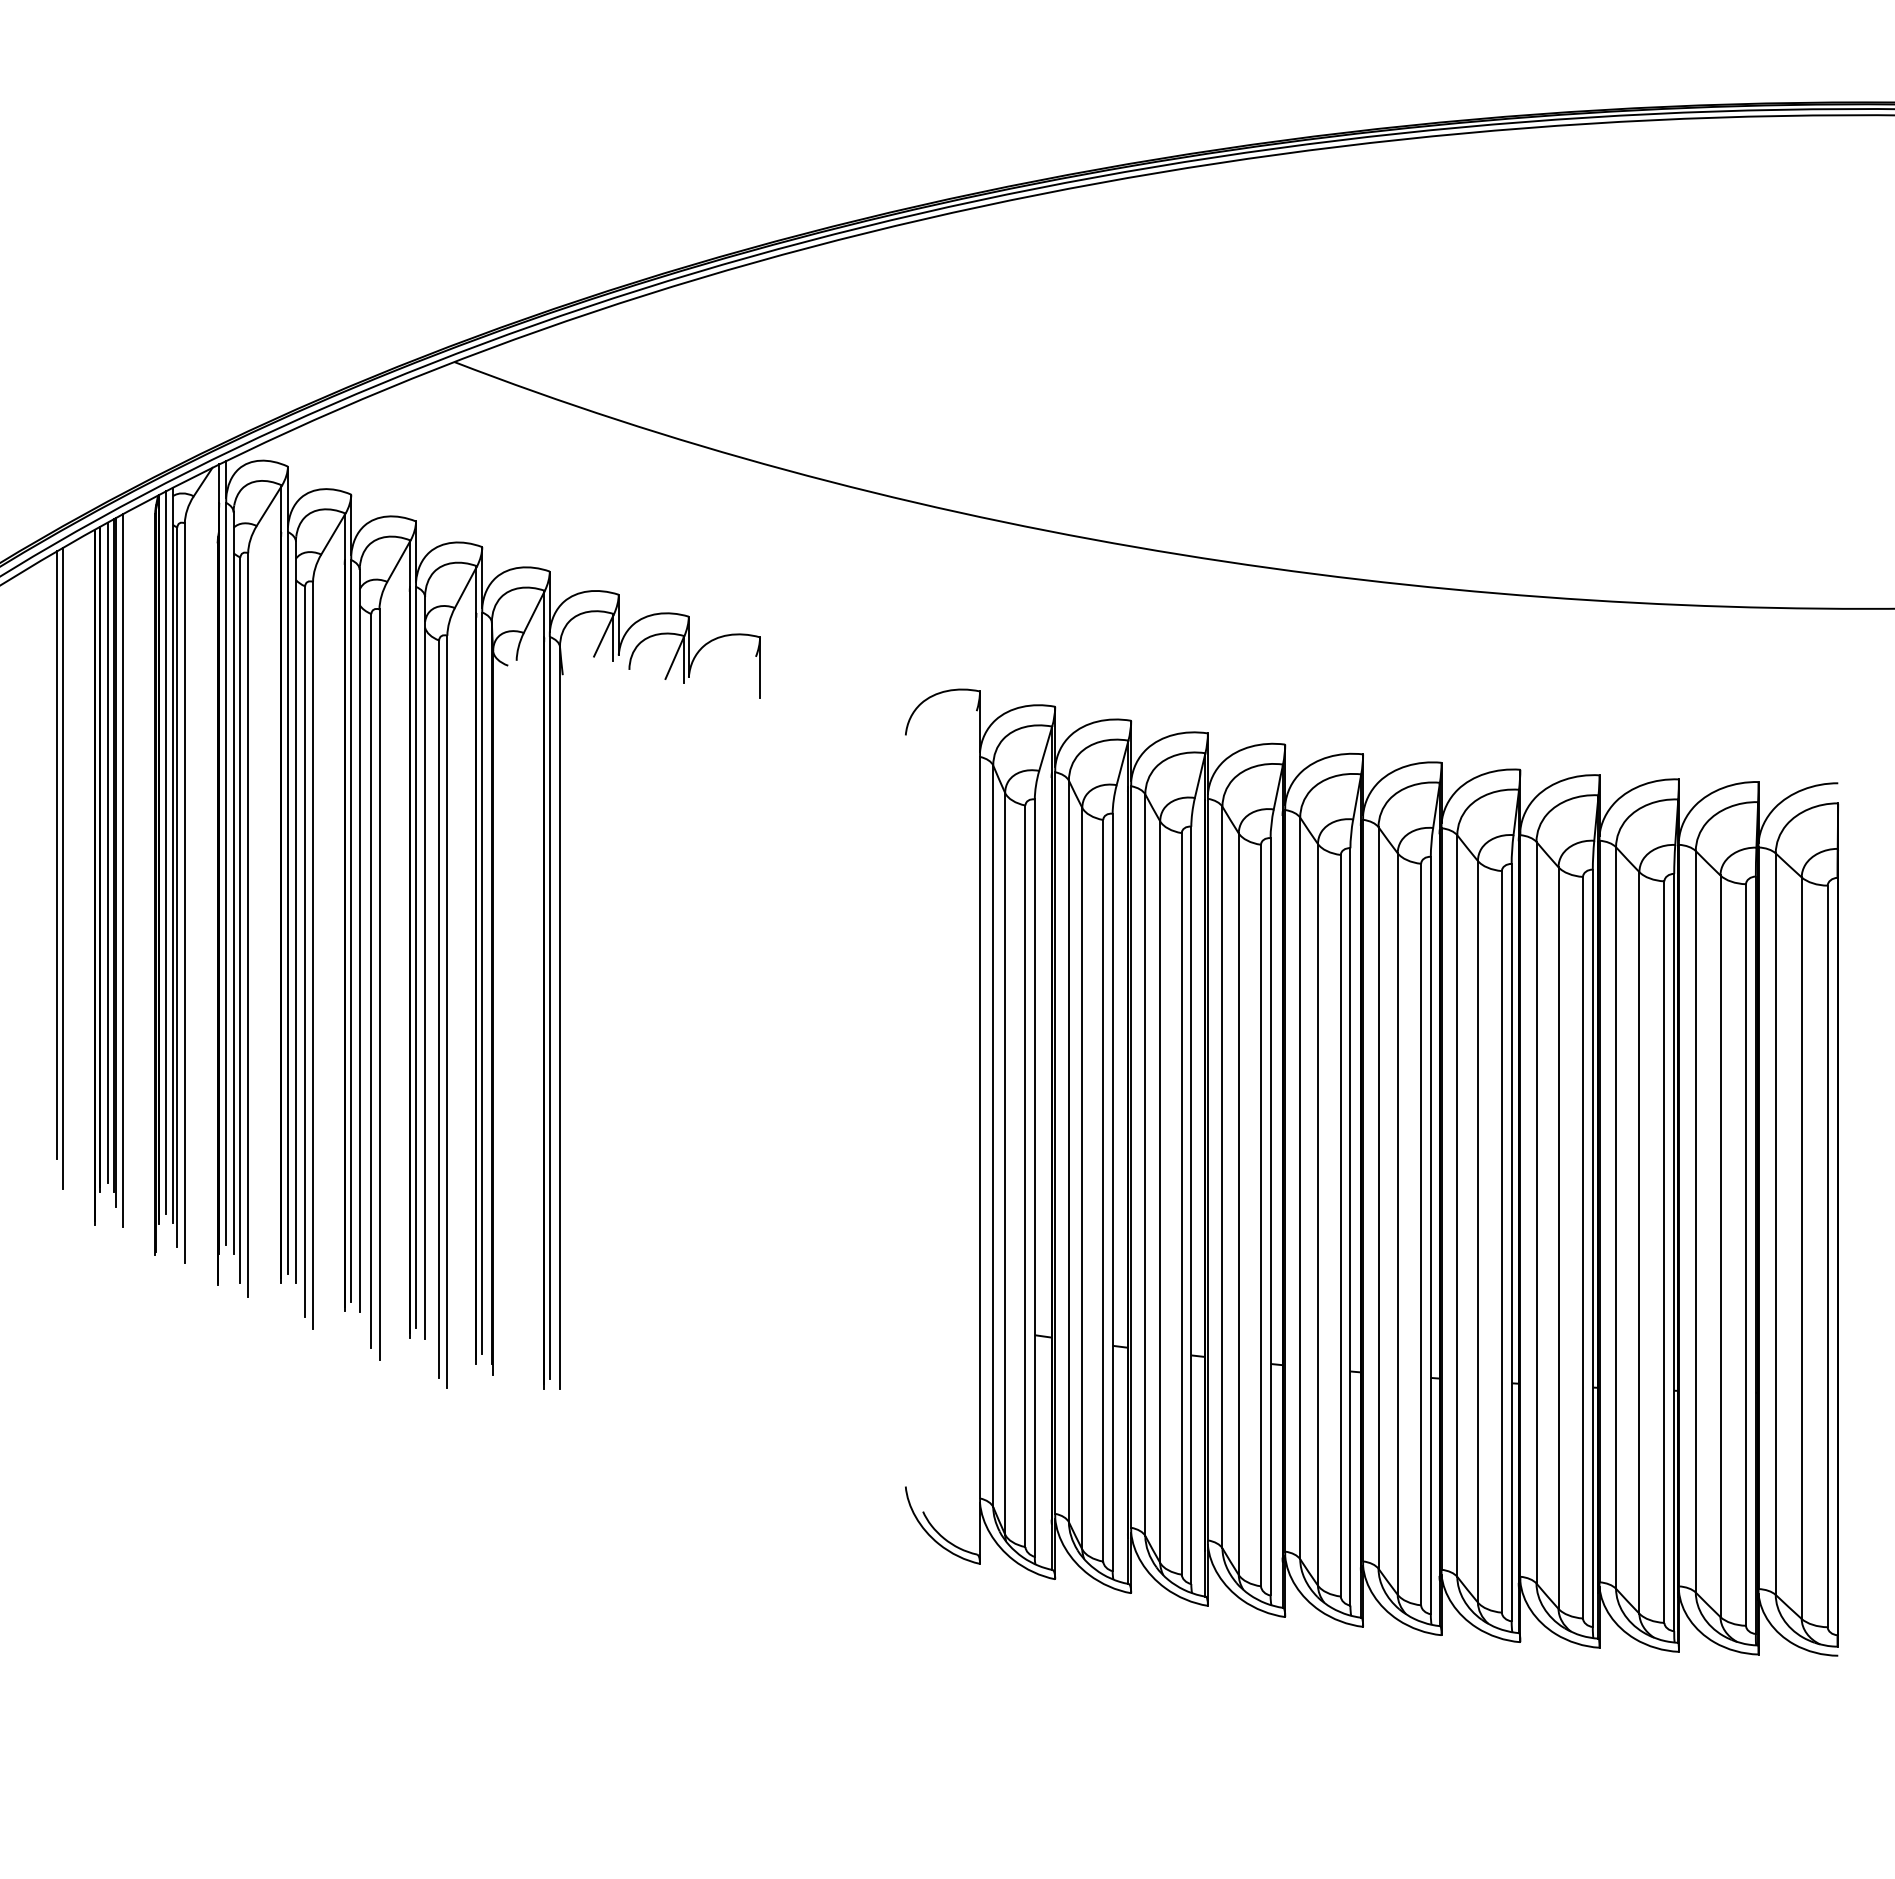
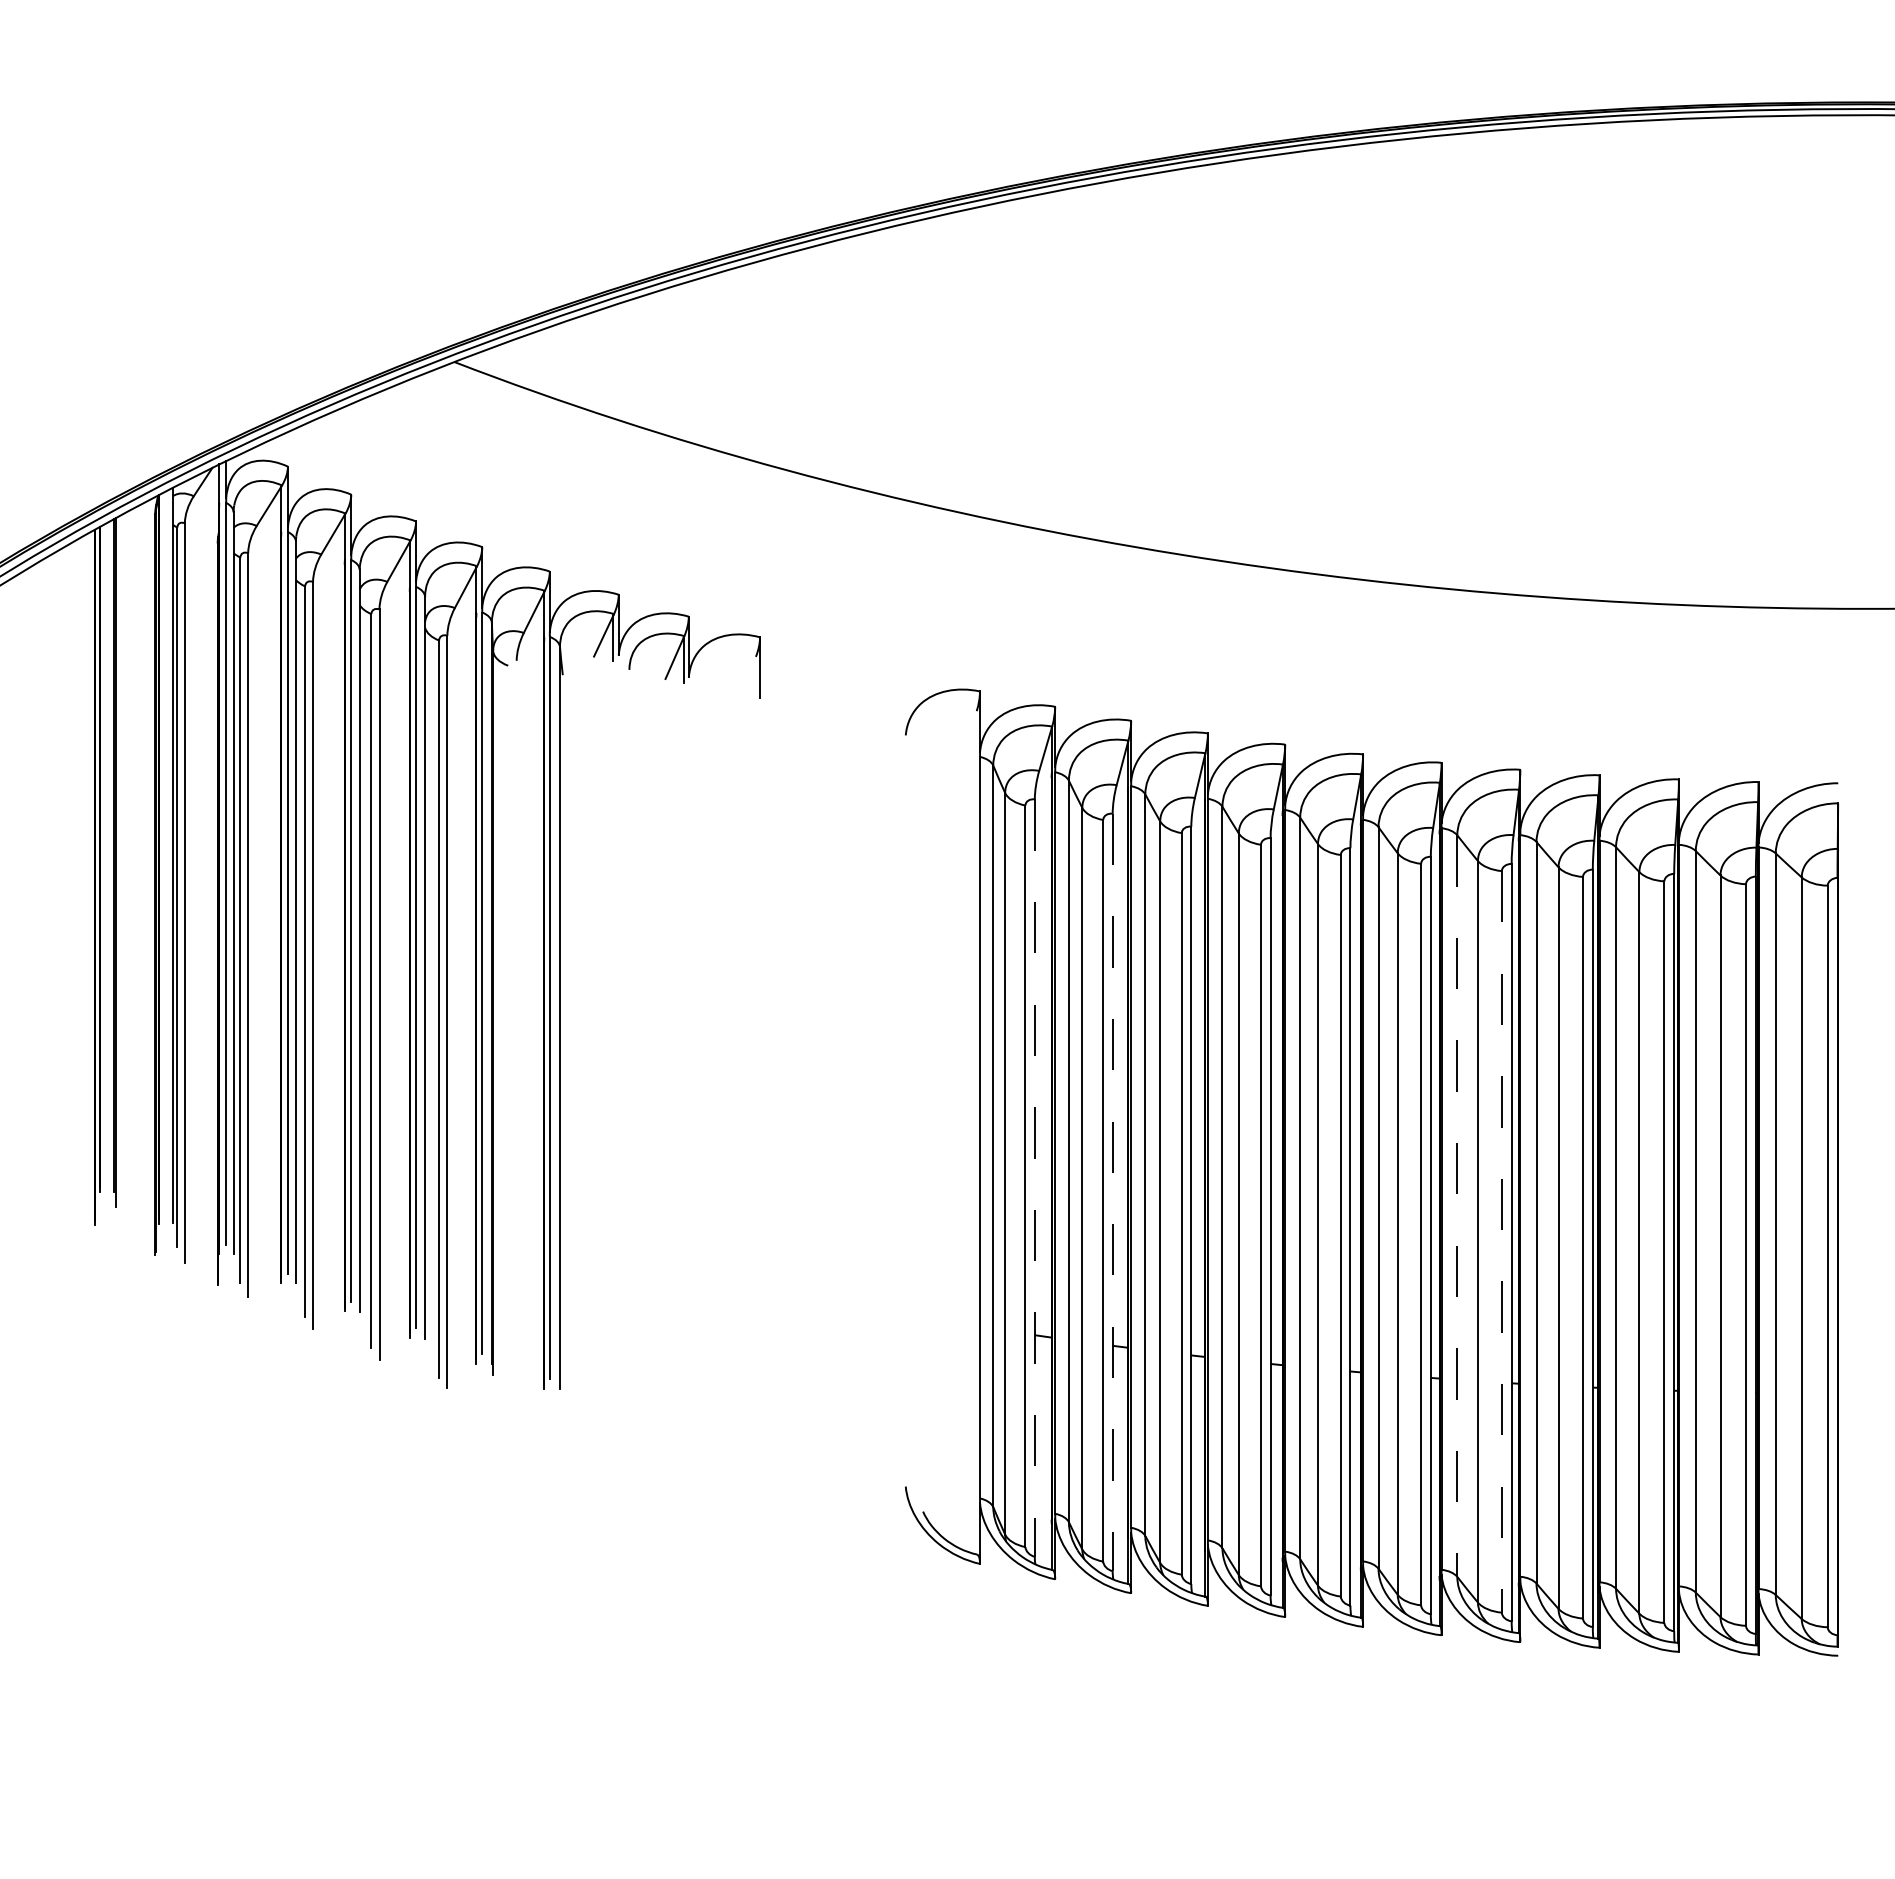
line: present -> none (107, 852)
line: present -> none (166, 852)
line: present -> none (56, 855)
line: present -> none (63, 868)
line: present -> none (123, 870)
line: solid -> dashed (1034, 1178)
line: solid -> dashed (1112, 1192)
line: solid -> dashed (1457, 1206)
line: solid -> dashed (1501, 1241)
